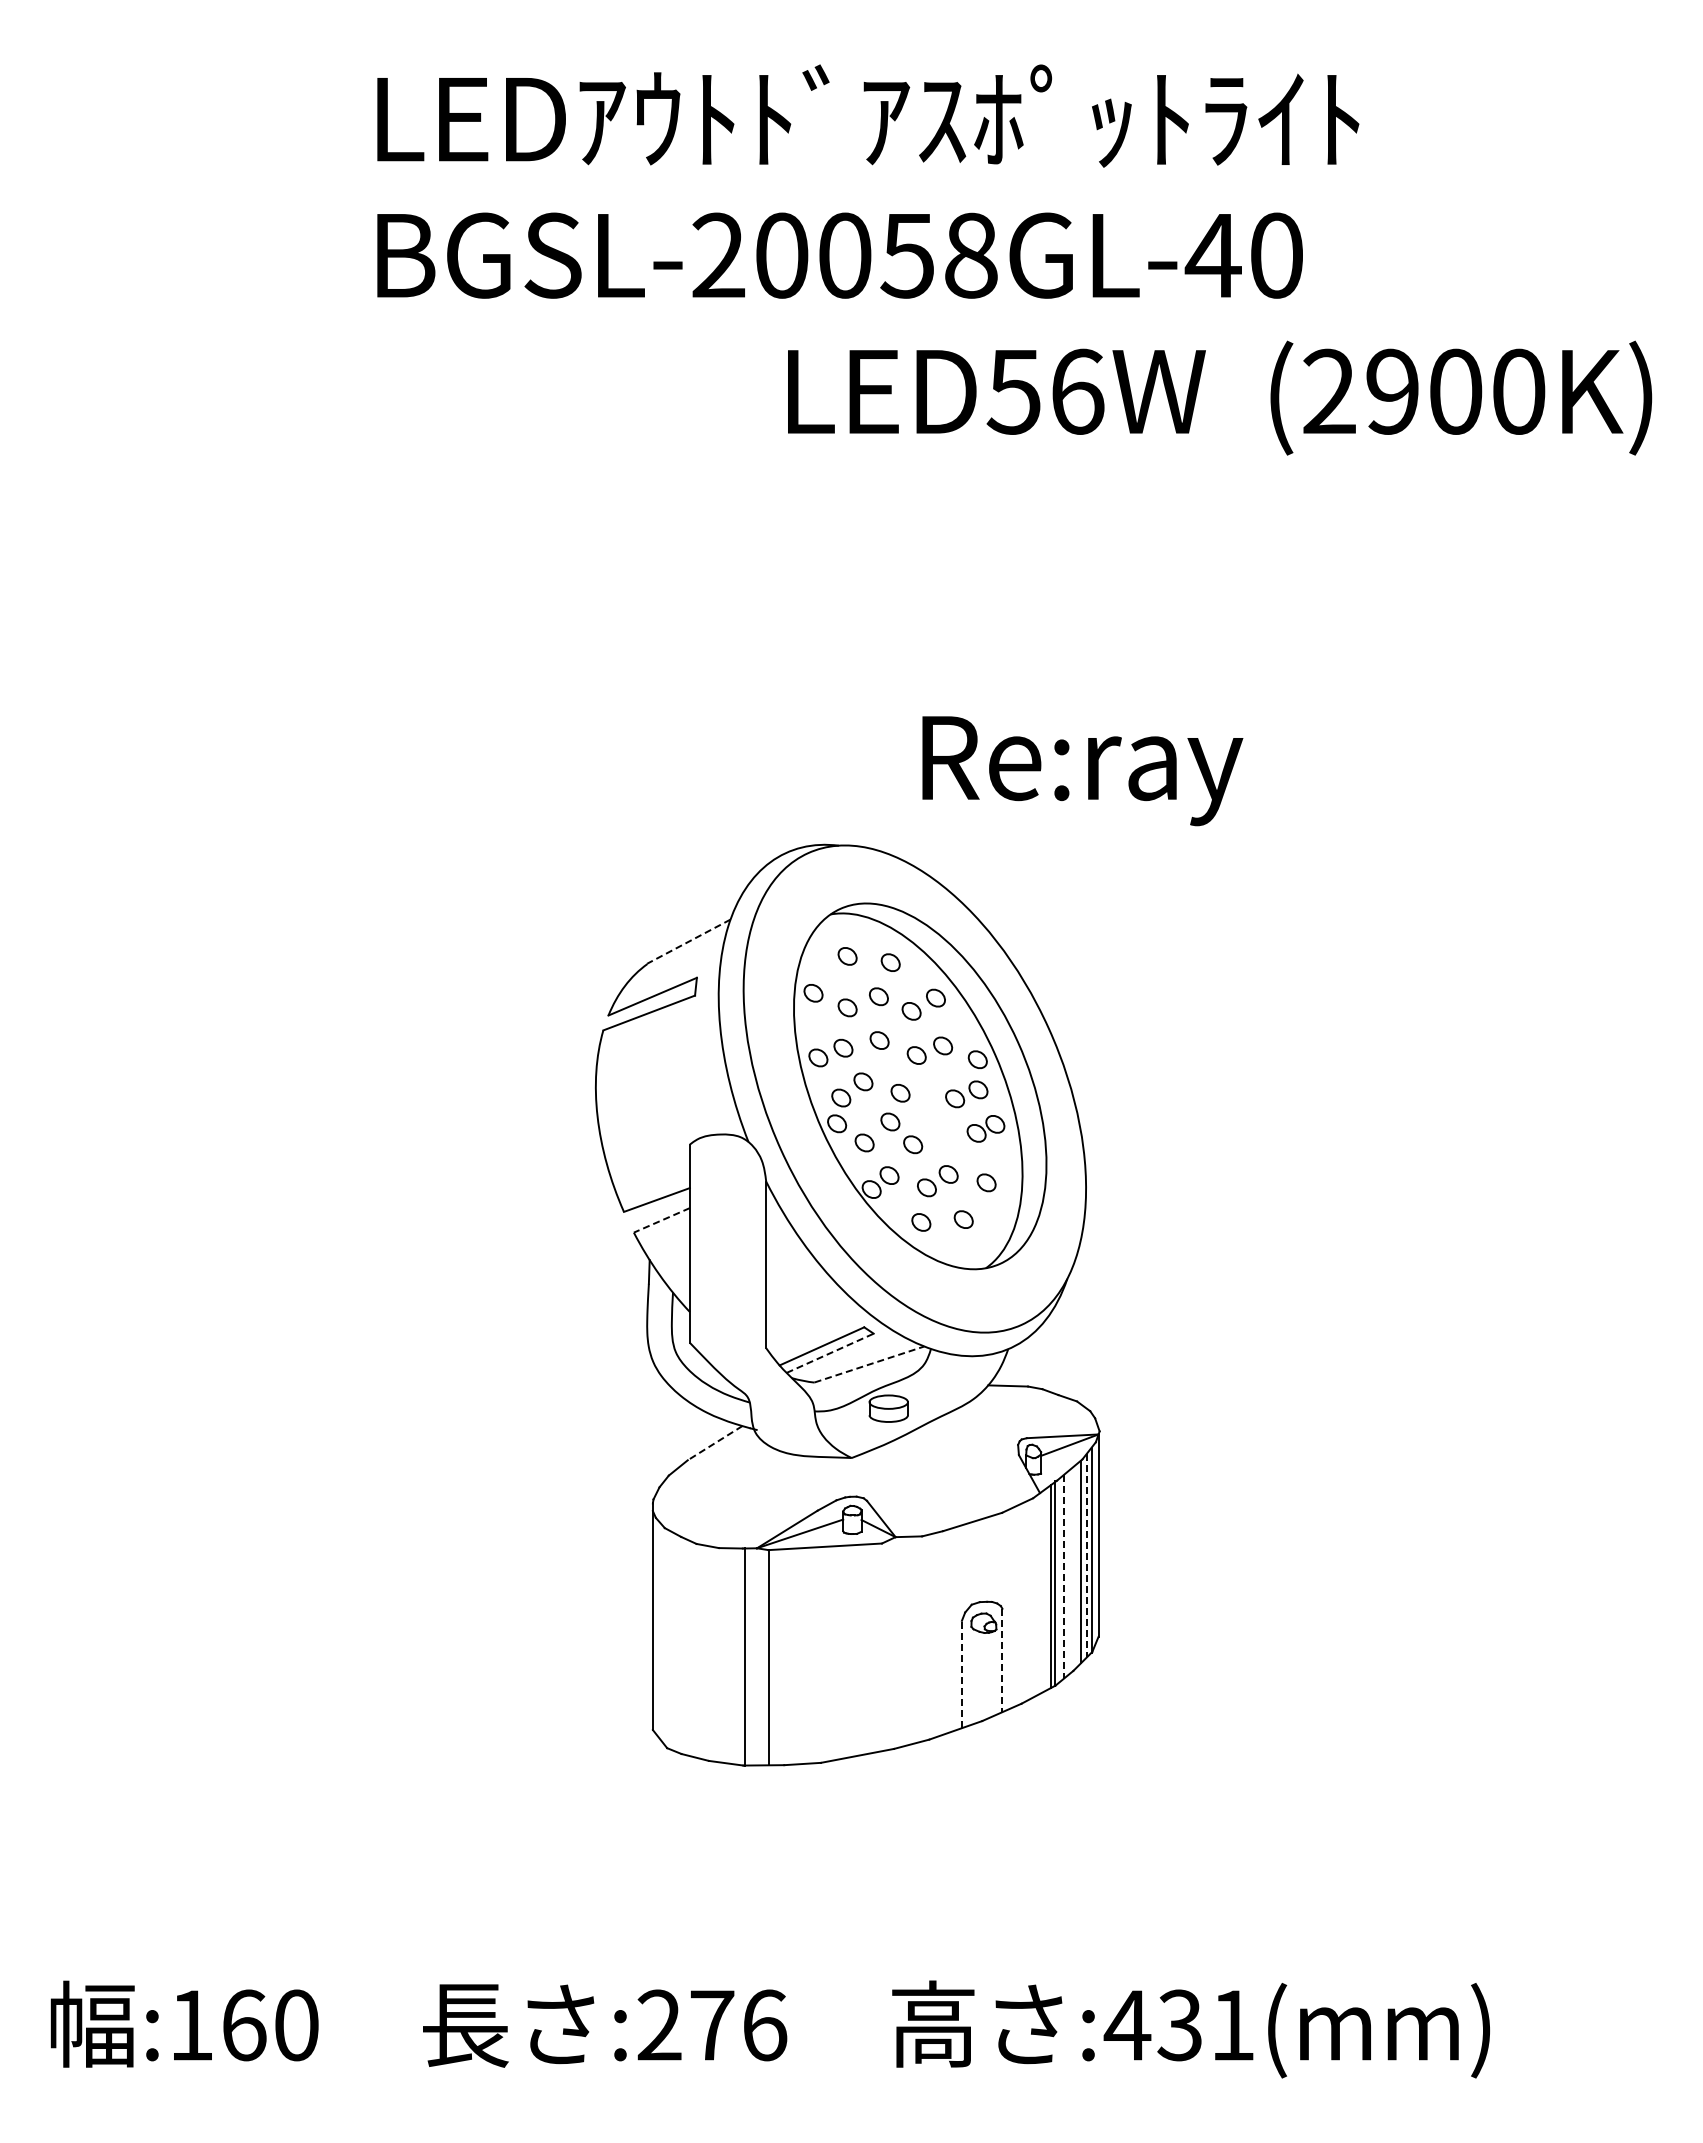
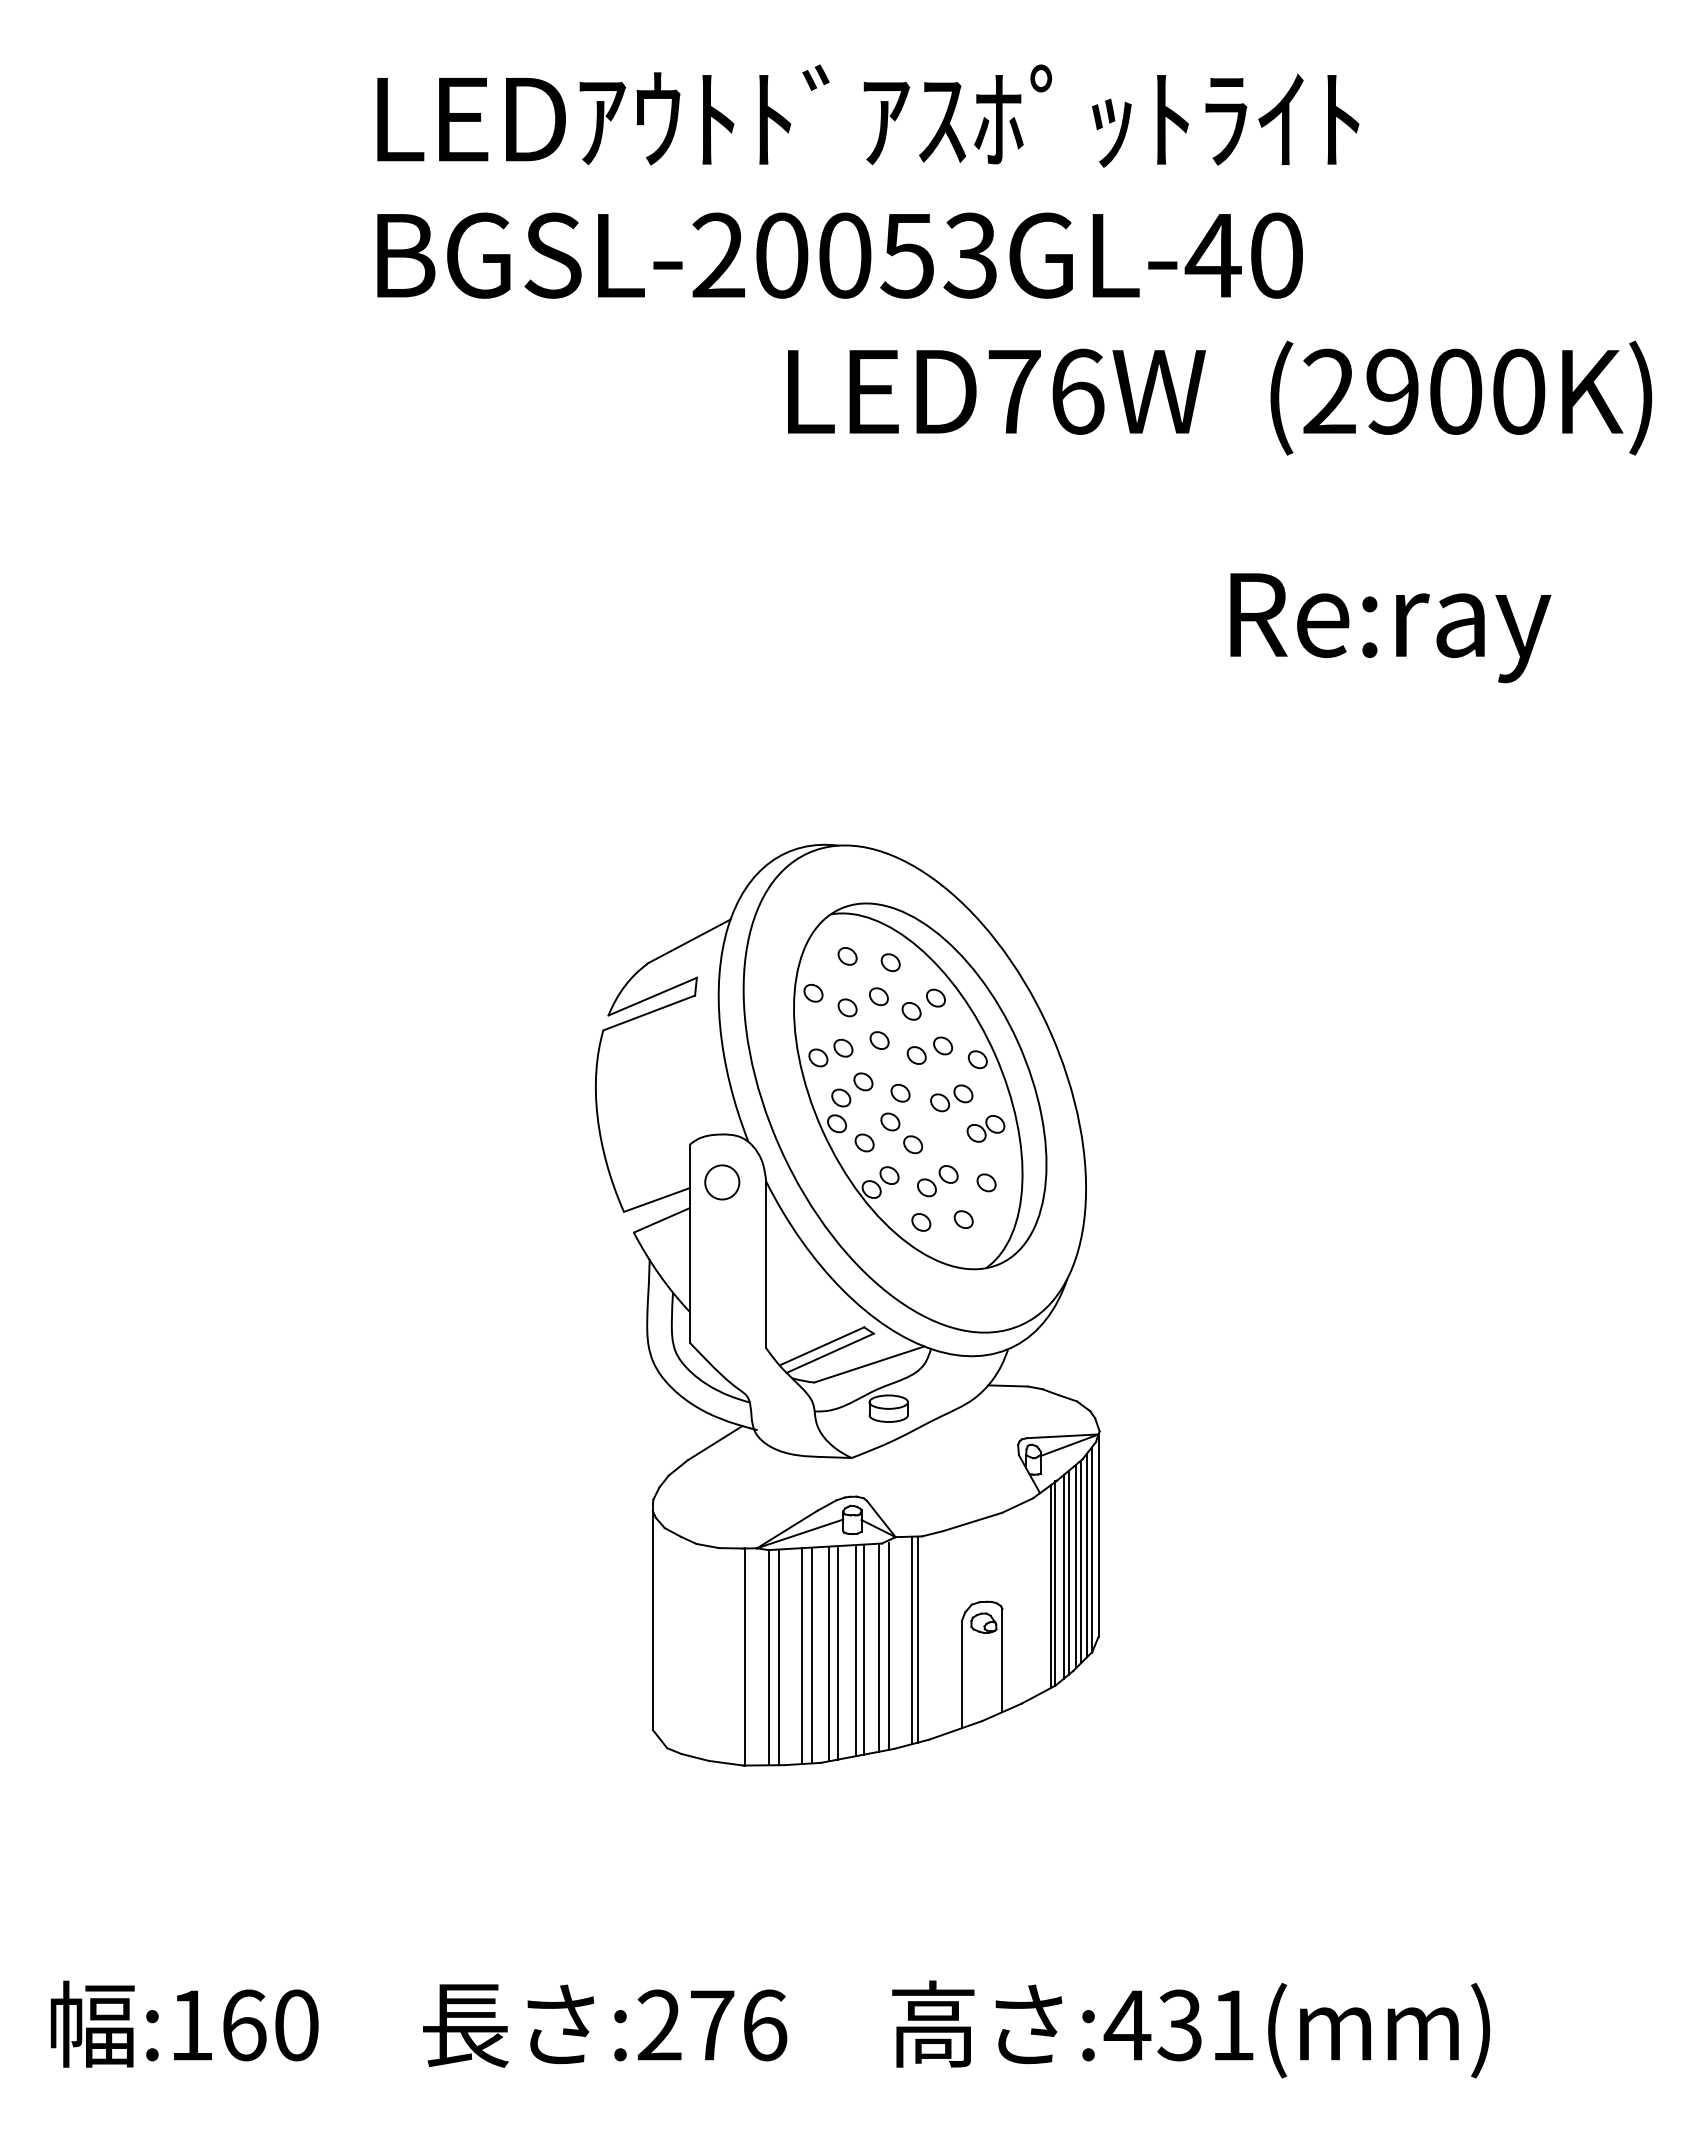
text: BGSL-20058GL-40 -> BGSL-20053GL-40 (970, 255)
text: LED56W -> LED76W (1013, 392)
text position: (1082, 771) -> (1390, 628) (1390, 628)
line: dashed -> solid (688, 941)
part position: (966, 1094) -> (951, 1098) (951, 1098)
circle: none -> present (722, 1182)
line: dashed -> solid (661, 1220)
line: dashed -> solid (830, 1353)
line: dashed -> solid (869, 1364)
line: dashed -> solid (714, 1443)
line: dashed -> solid (1086, 1555)
line: none -> present (1076, 1566)
line: none -> present (1068, 1572)
line: dashed -> solid (1063, 1576)
line: none -> present (917, 1639)
line: none -> present (911, 1640)
line: none -> present (889, 1645)
line: none -> present (878, 1647)
line: none -> present (863, 1649)
line: none -> present (855, 1650)
line: none -> present (838, 1652)
line: none -> present (828, 1653)
line: none -> present (811, 1655)
line: none -> present (801, 1656)
line: none -> present (778, 1657)
line: dashed -> solid (1002, 1660)
line: dashed -> solid (961, 1674)
